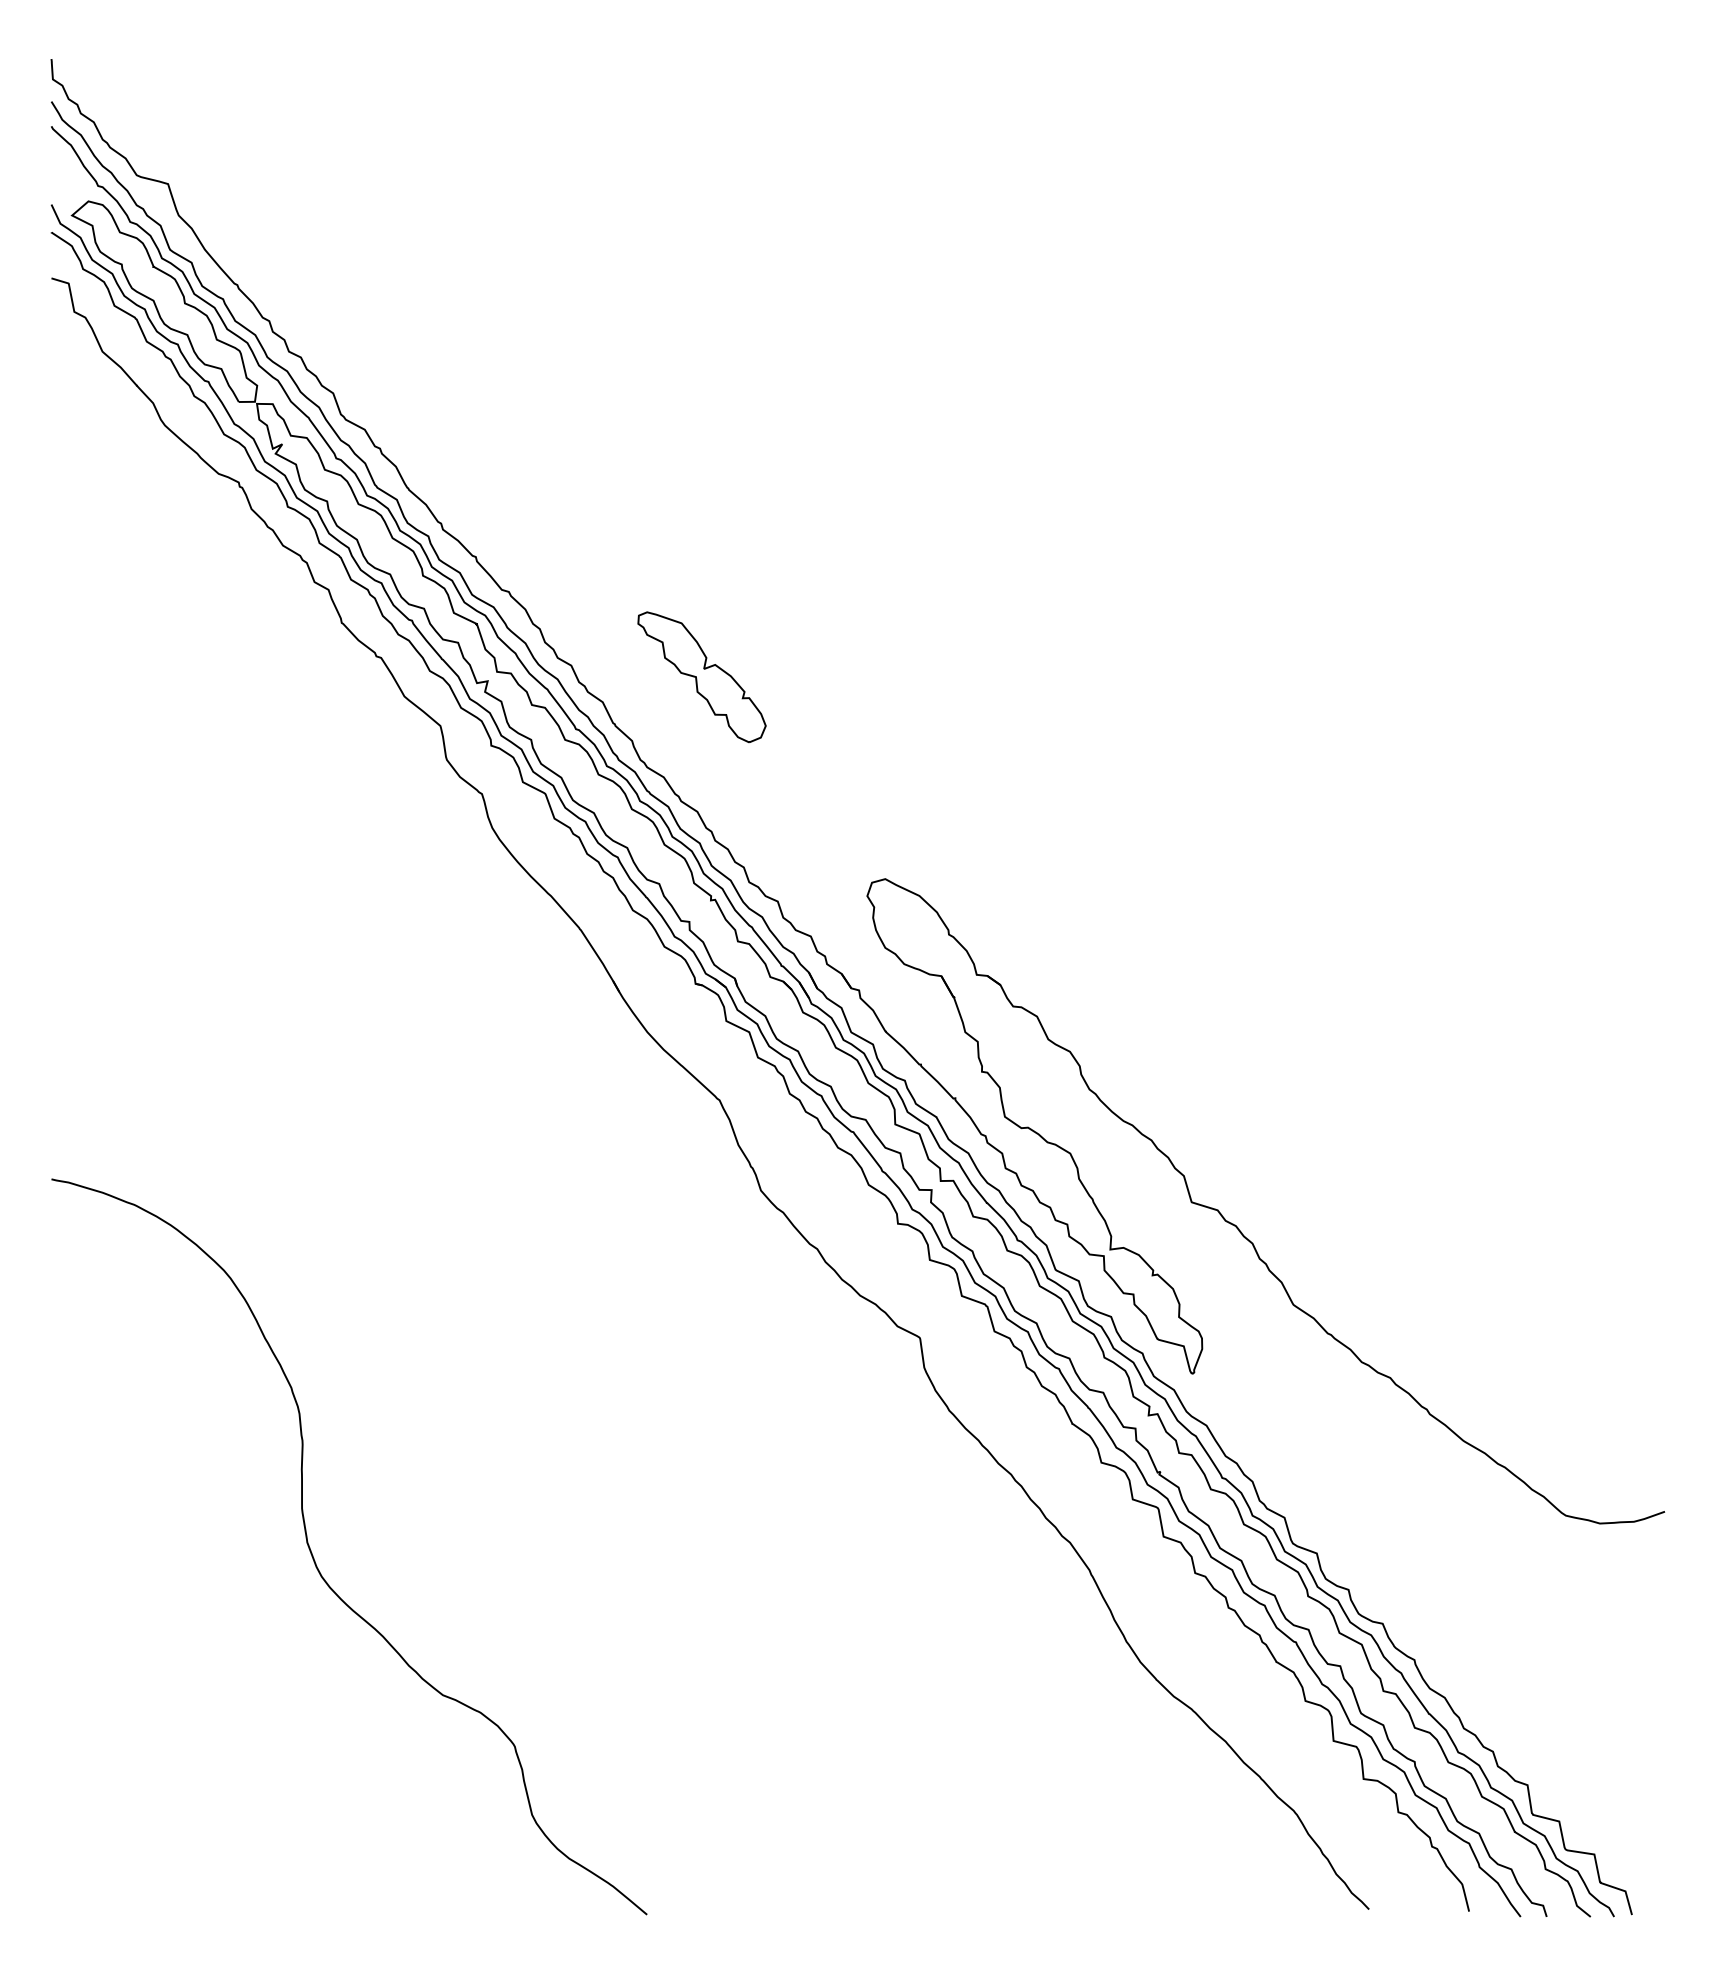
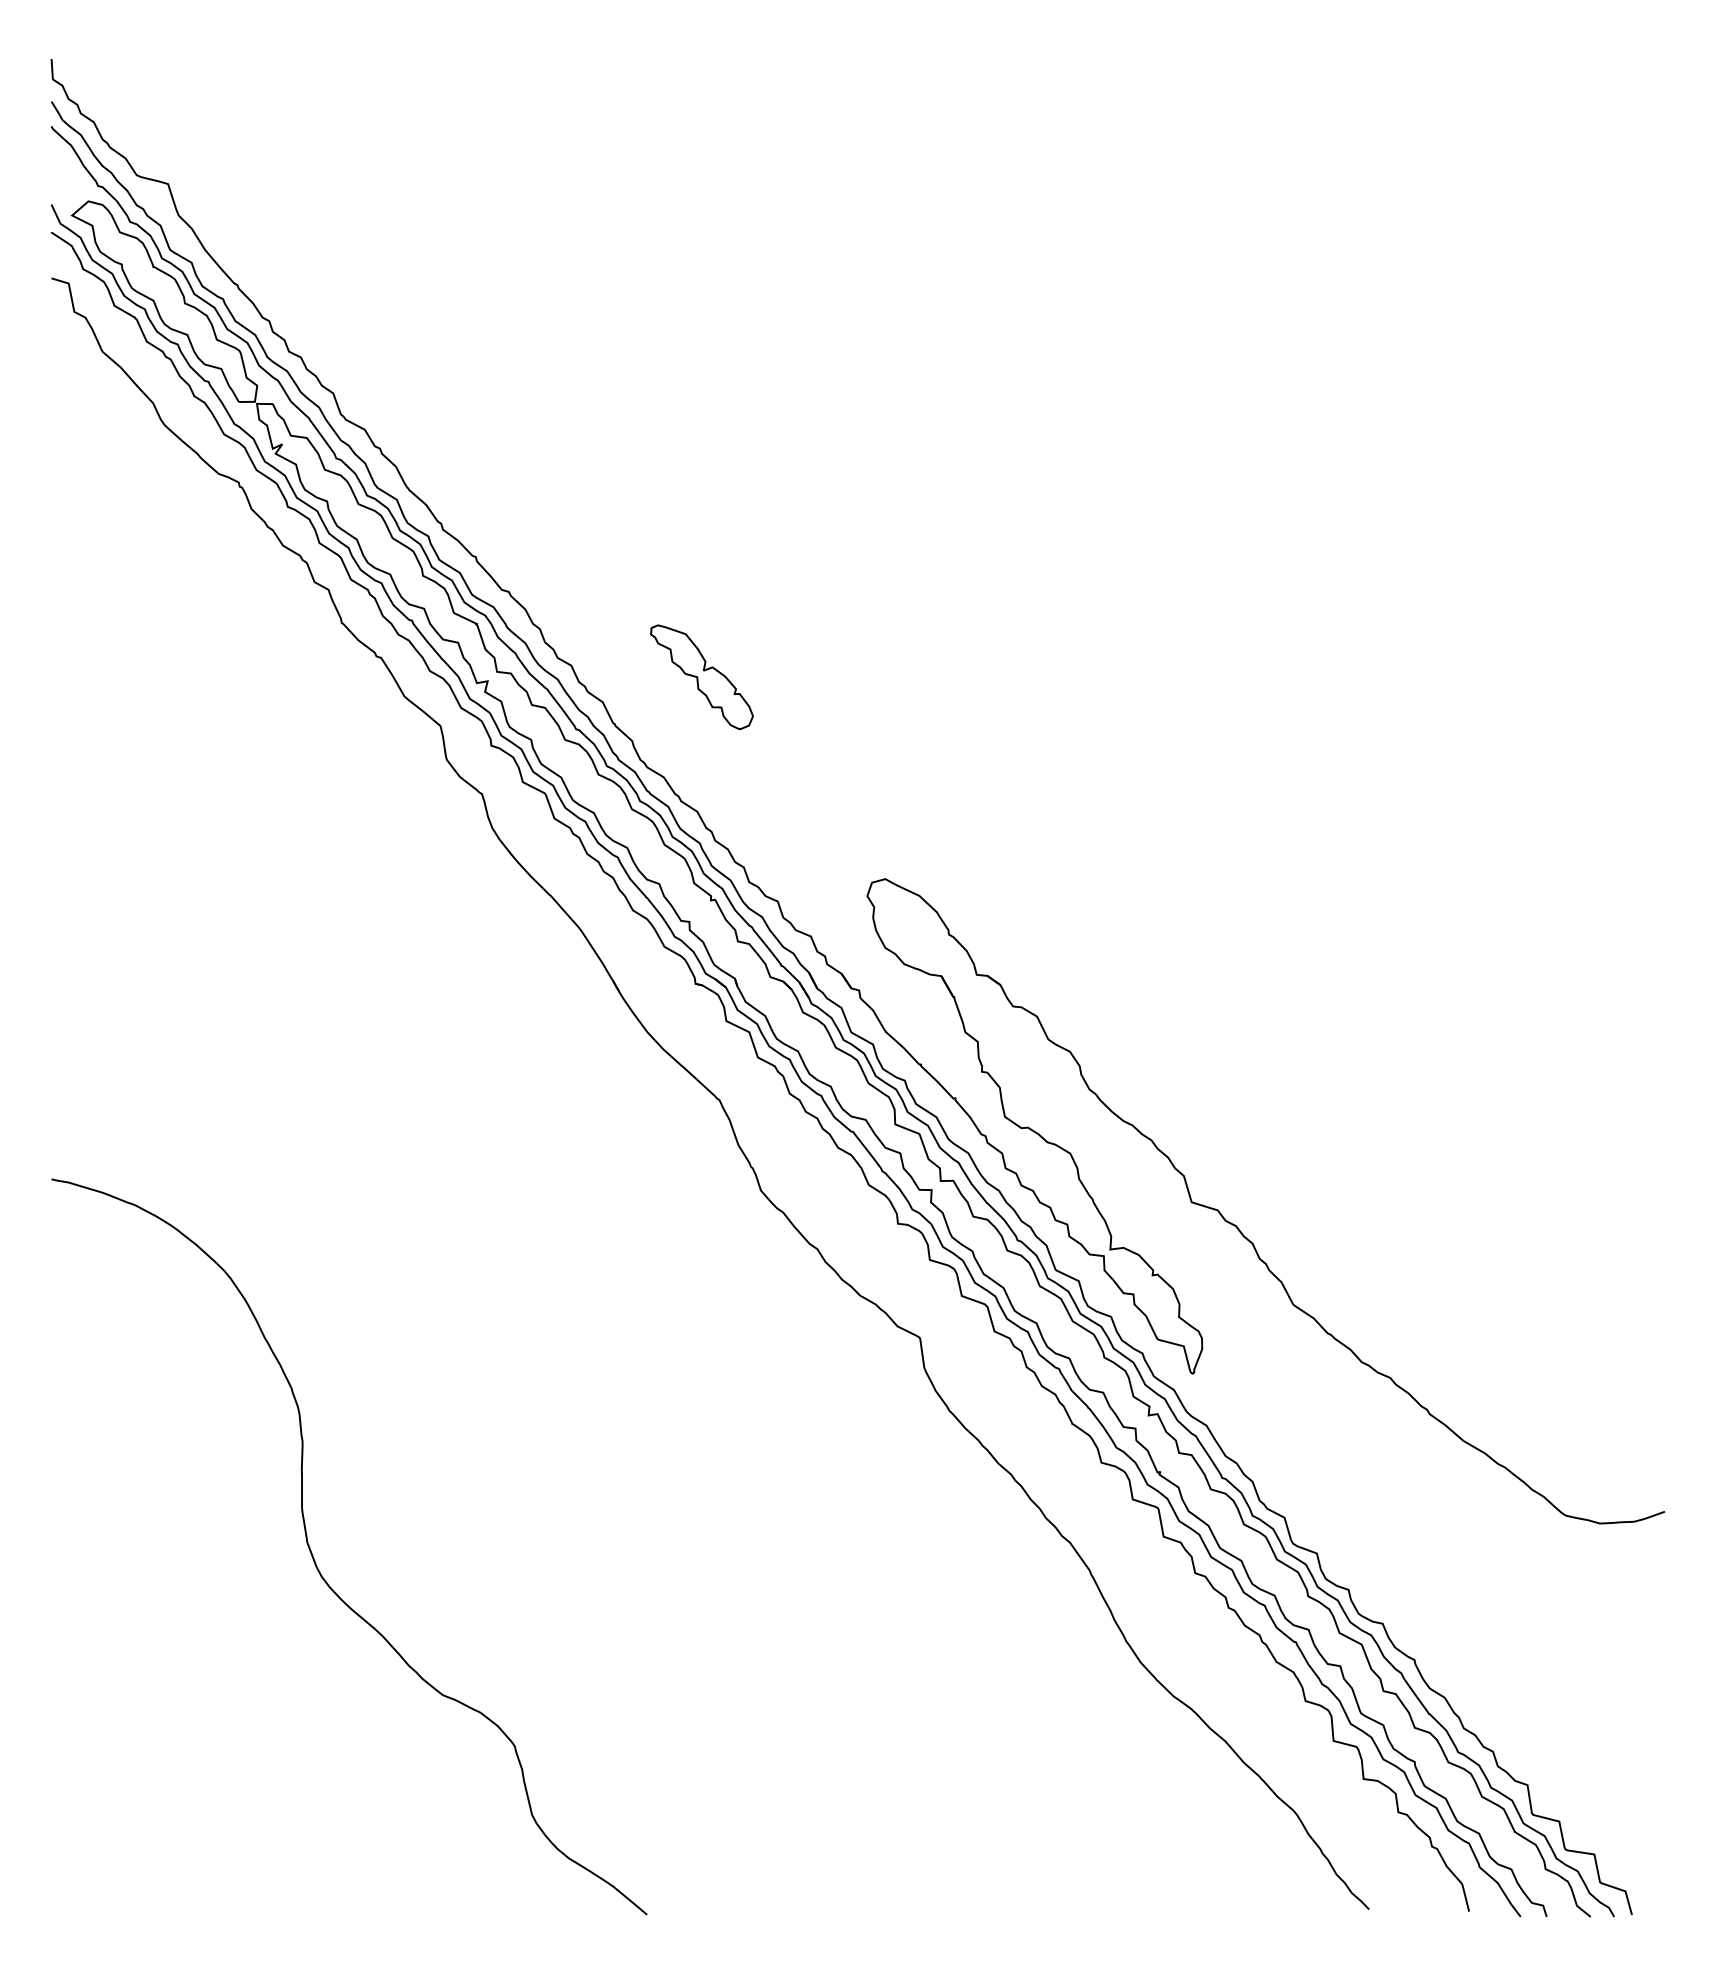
part size: 130x133 px -> 104x107 px (701, 677)
